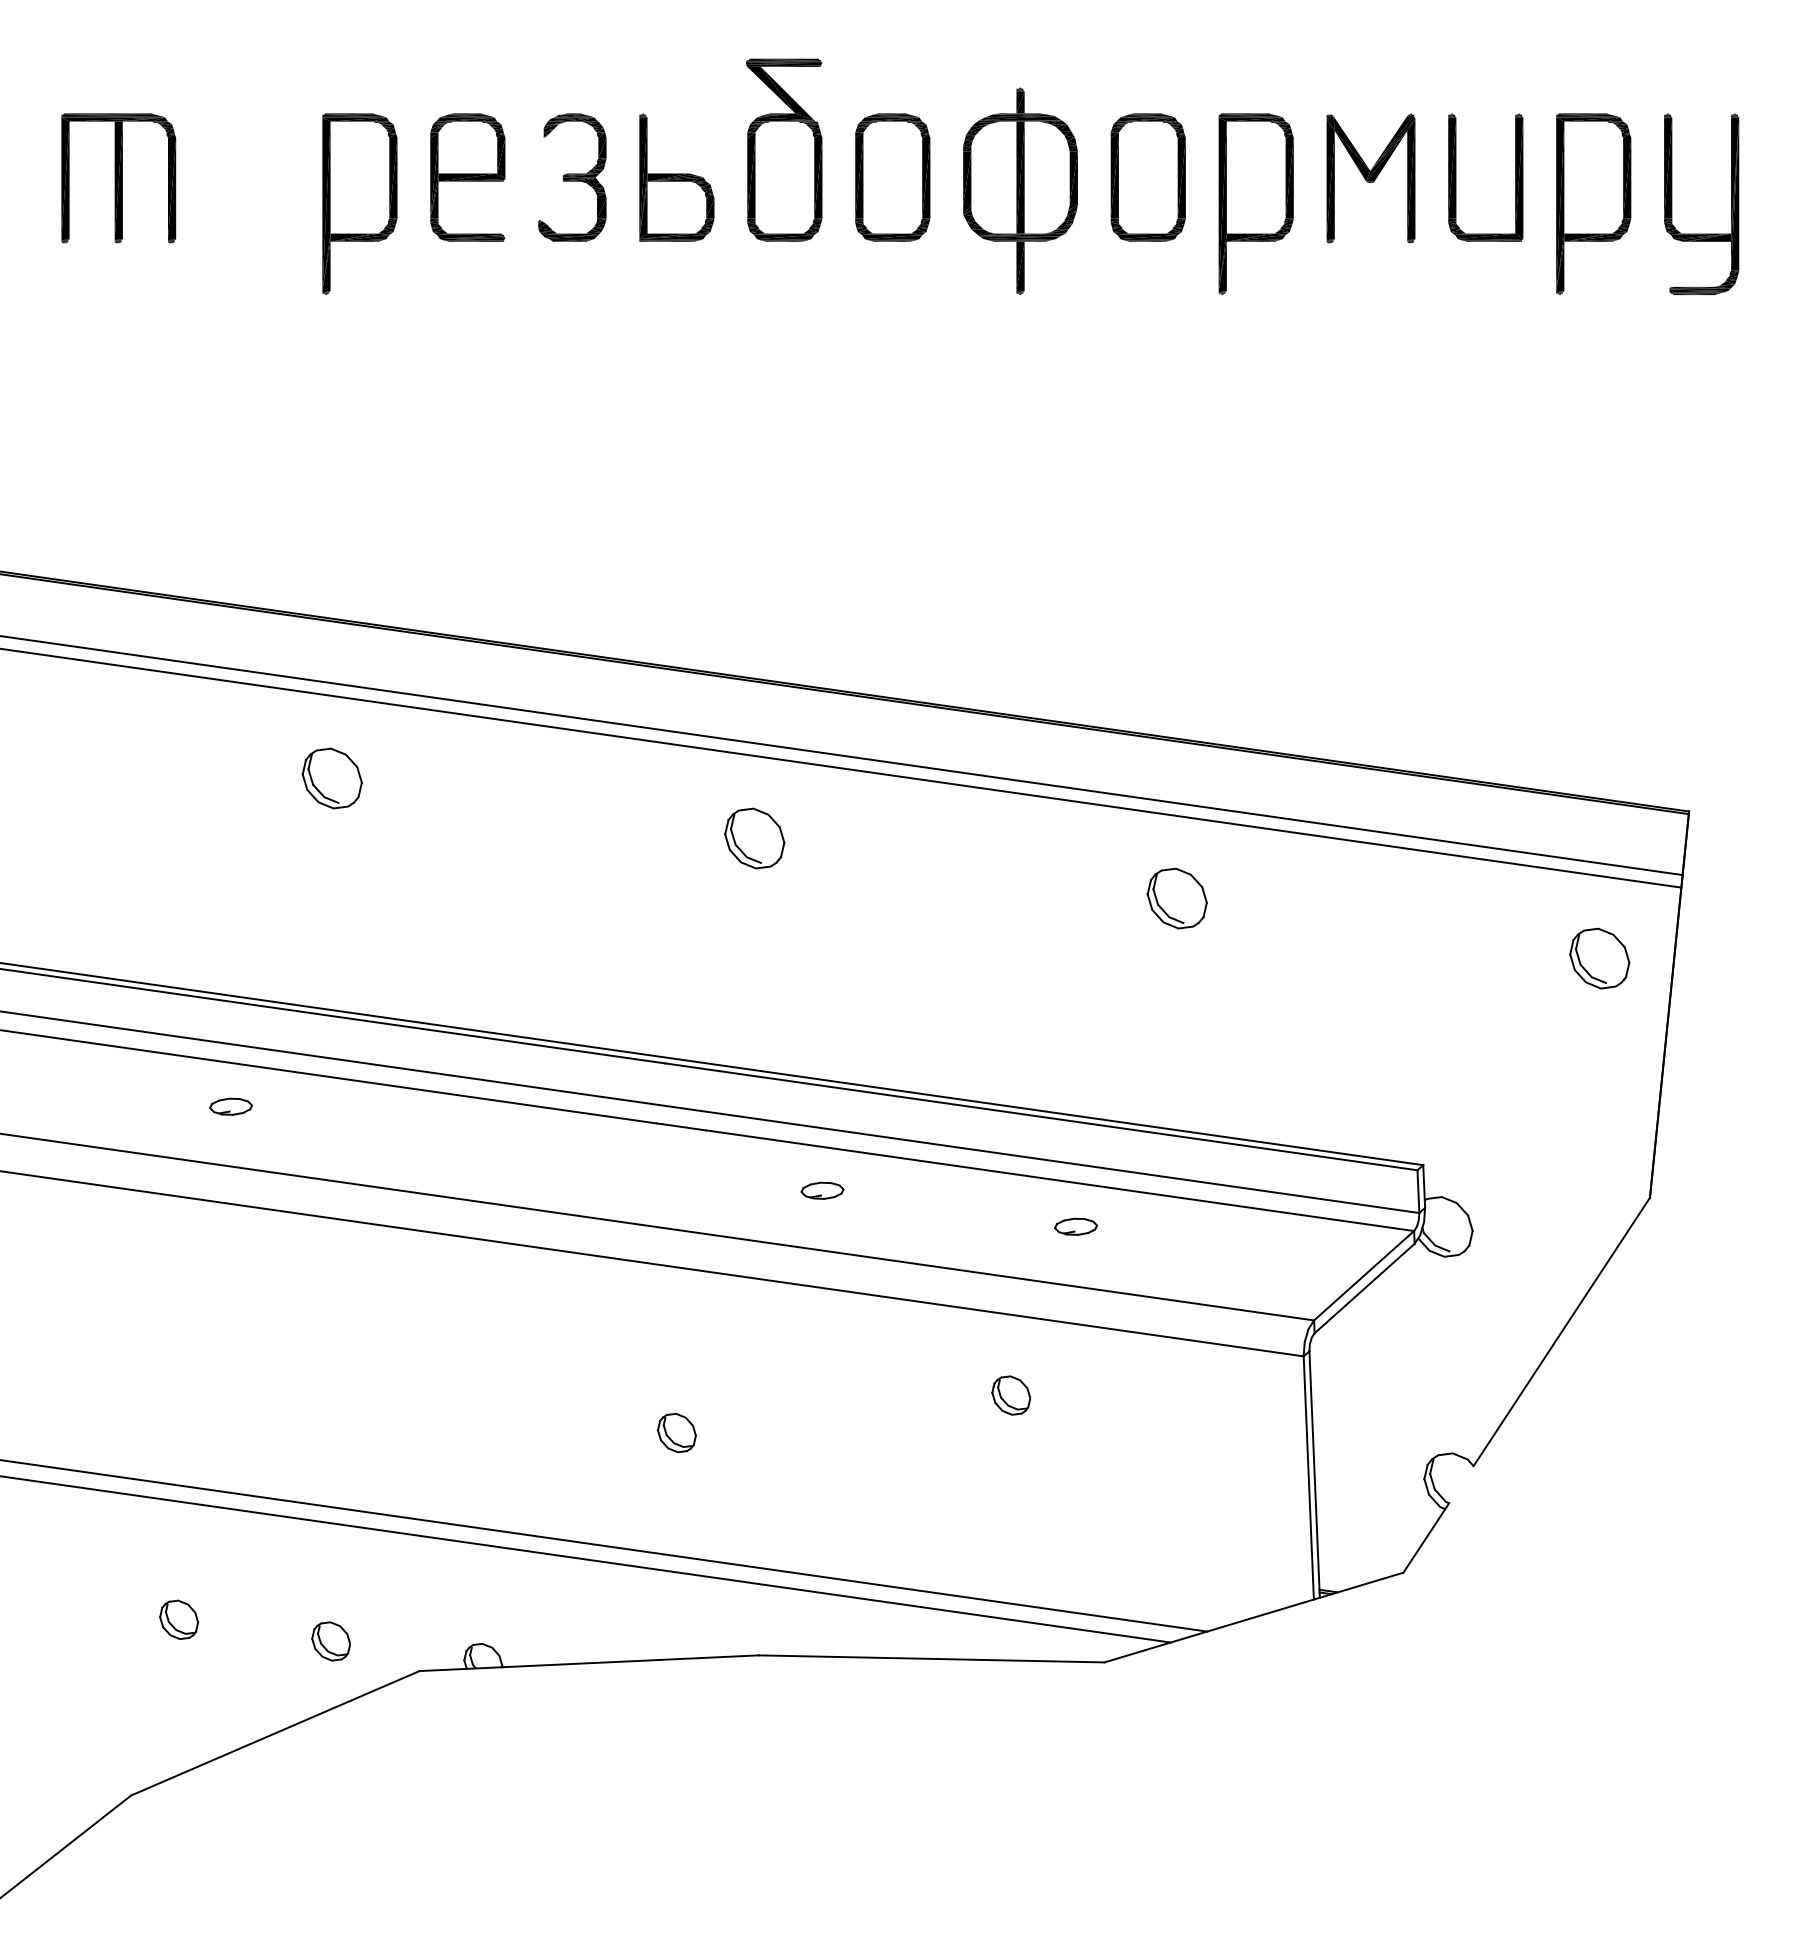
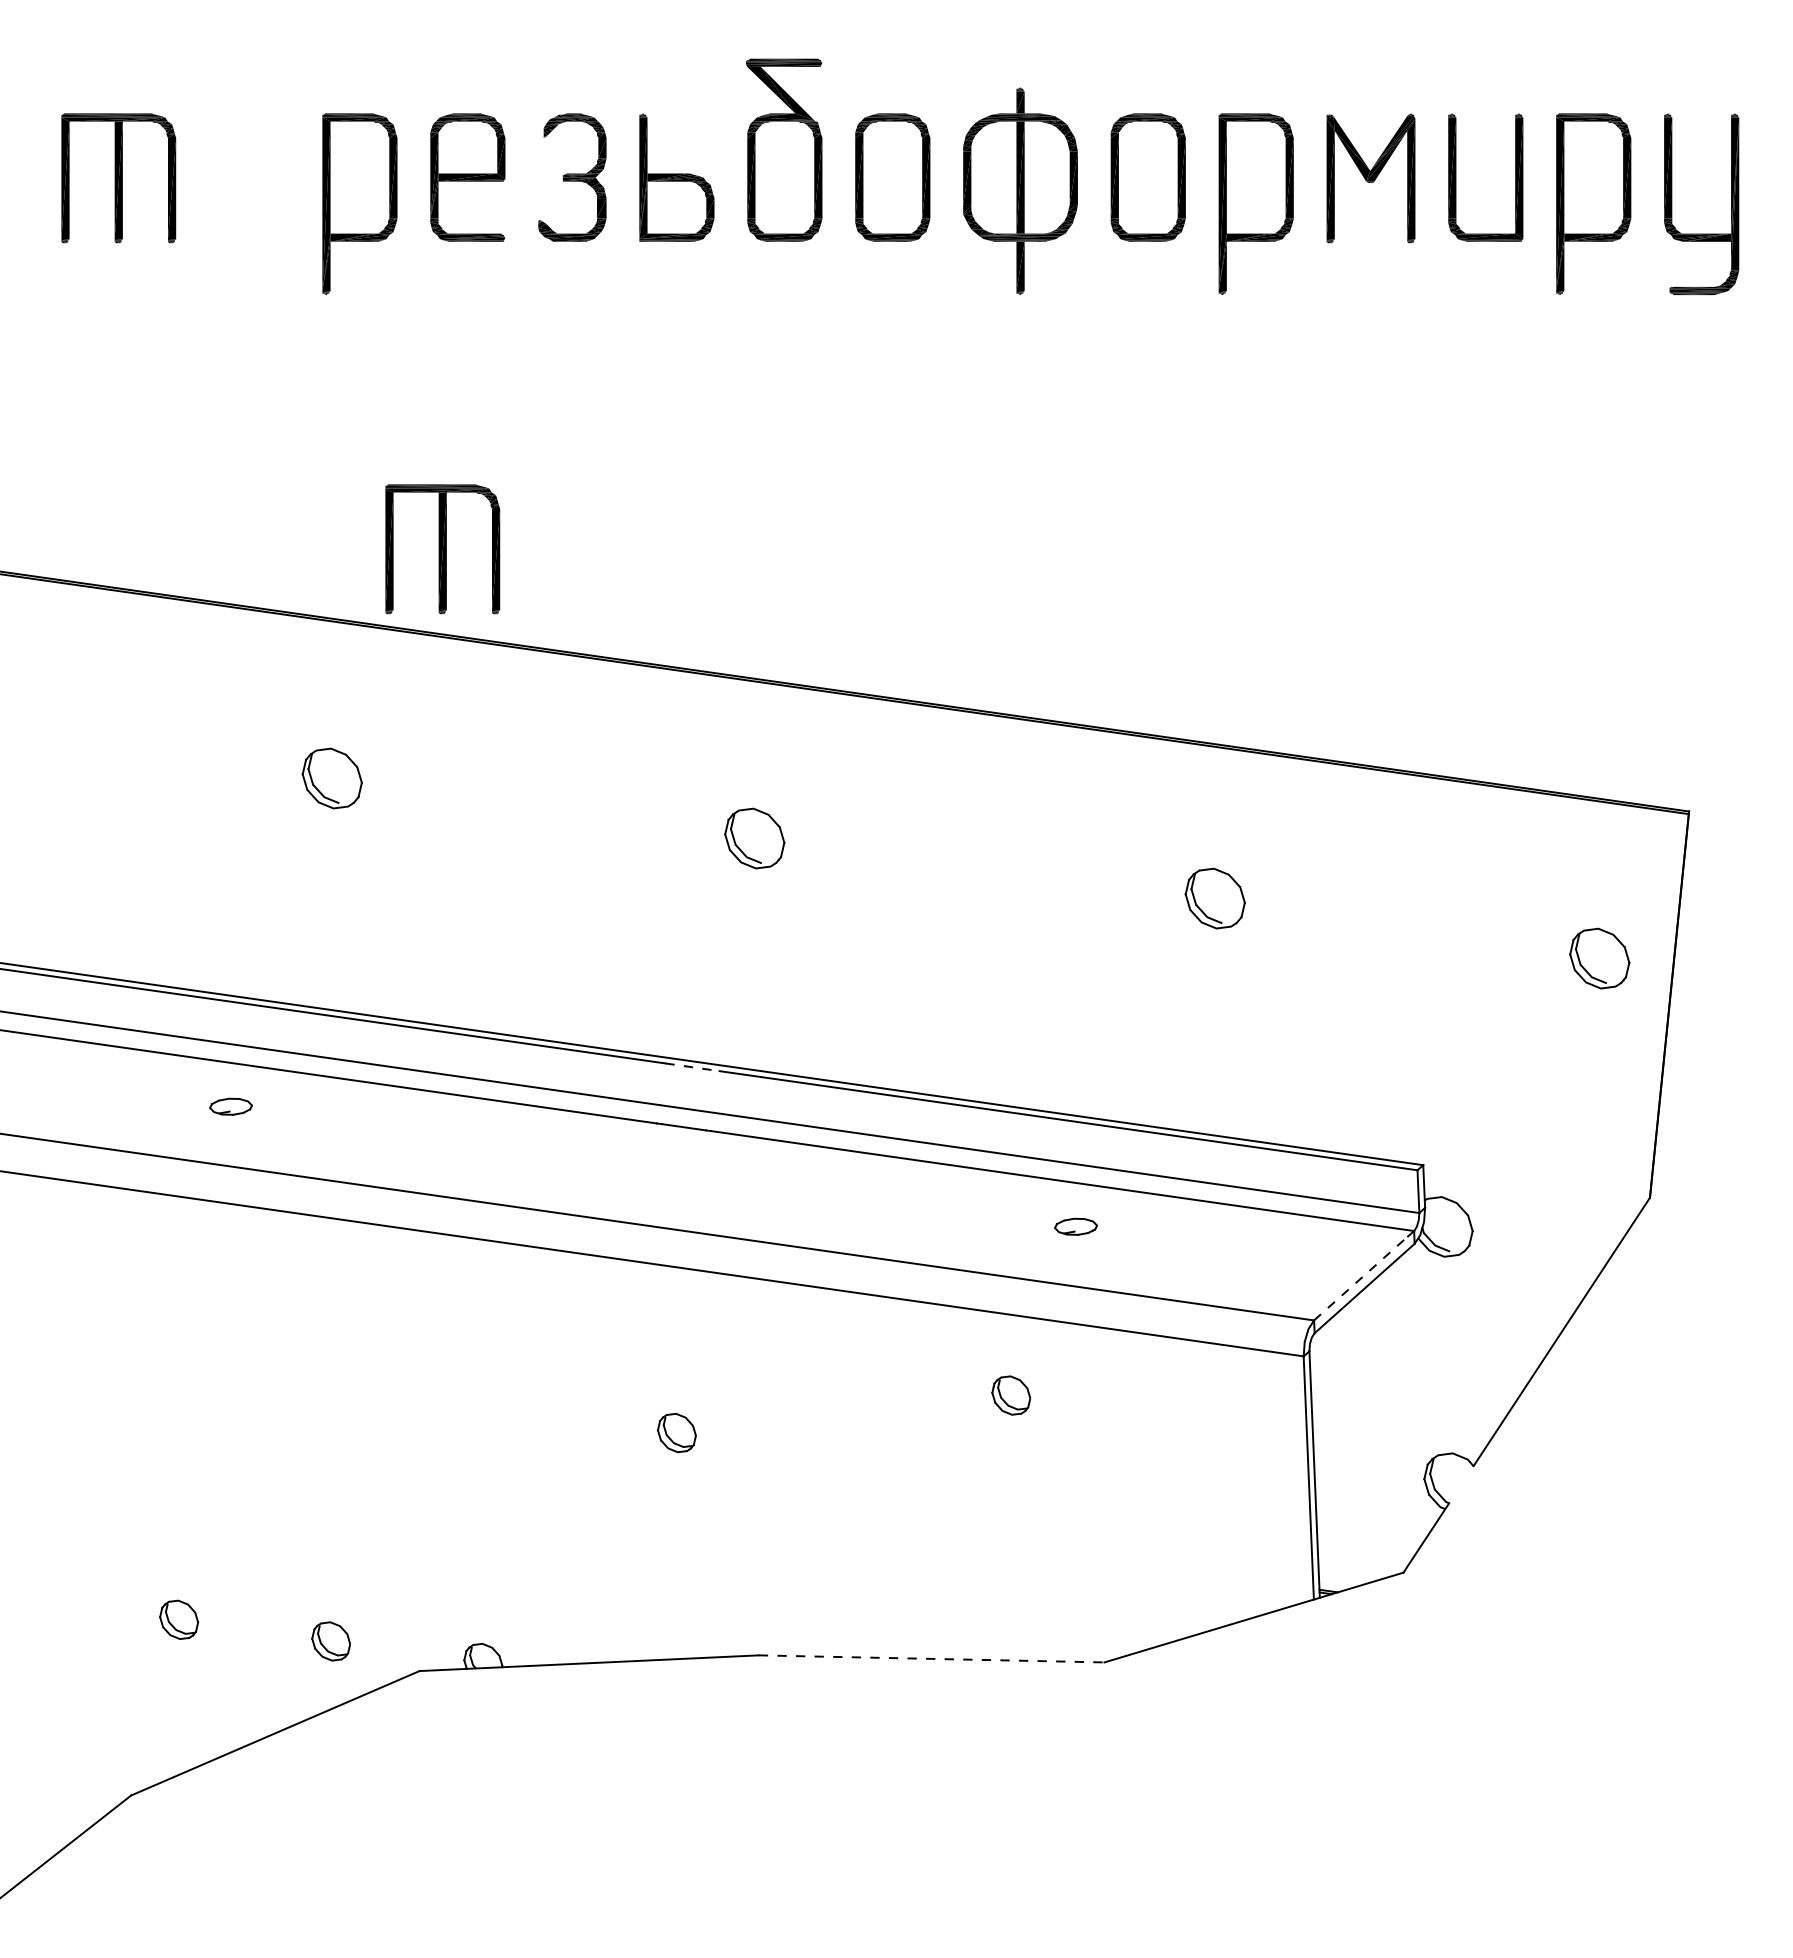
part: none -> present (442, 549)
line: present -> none (842, 755)
line: present -> none (841, 768)
part position: (1176, 898) -> (1214, 898) (1214, 898)
line: solid -> dashed (693, 1067)
part: present -> none (822, 1190)
line: solid -> dashed (1361, 1278)
line: present -> none (604, 1545)
line: present -> none (586, 1559)
line: solid -> dashed (931, 1658)
